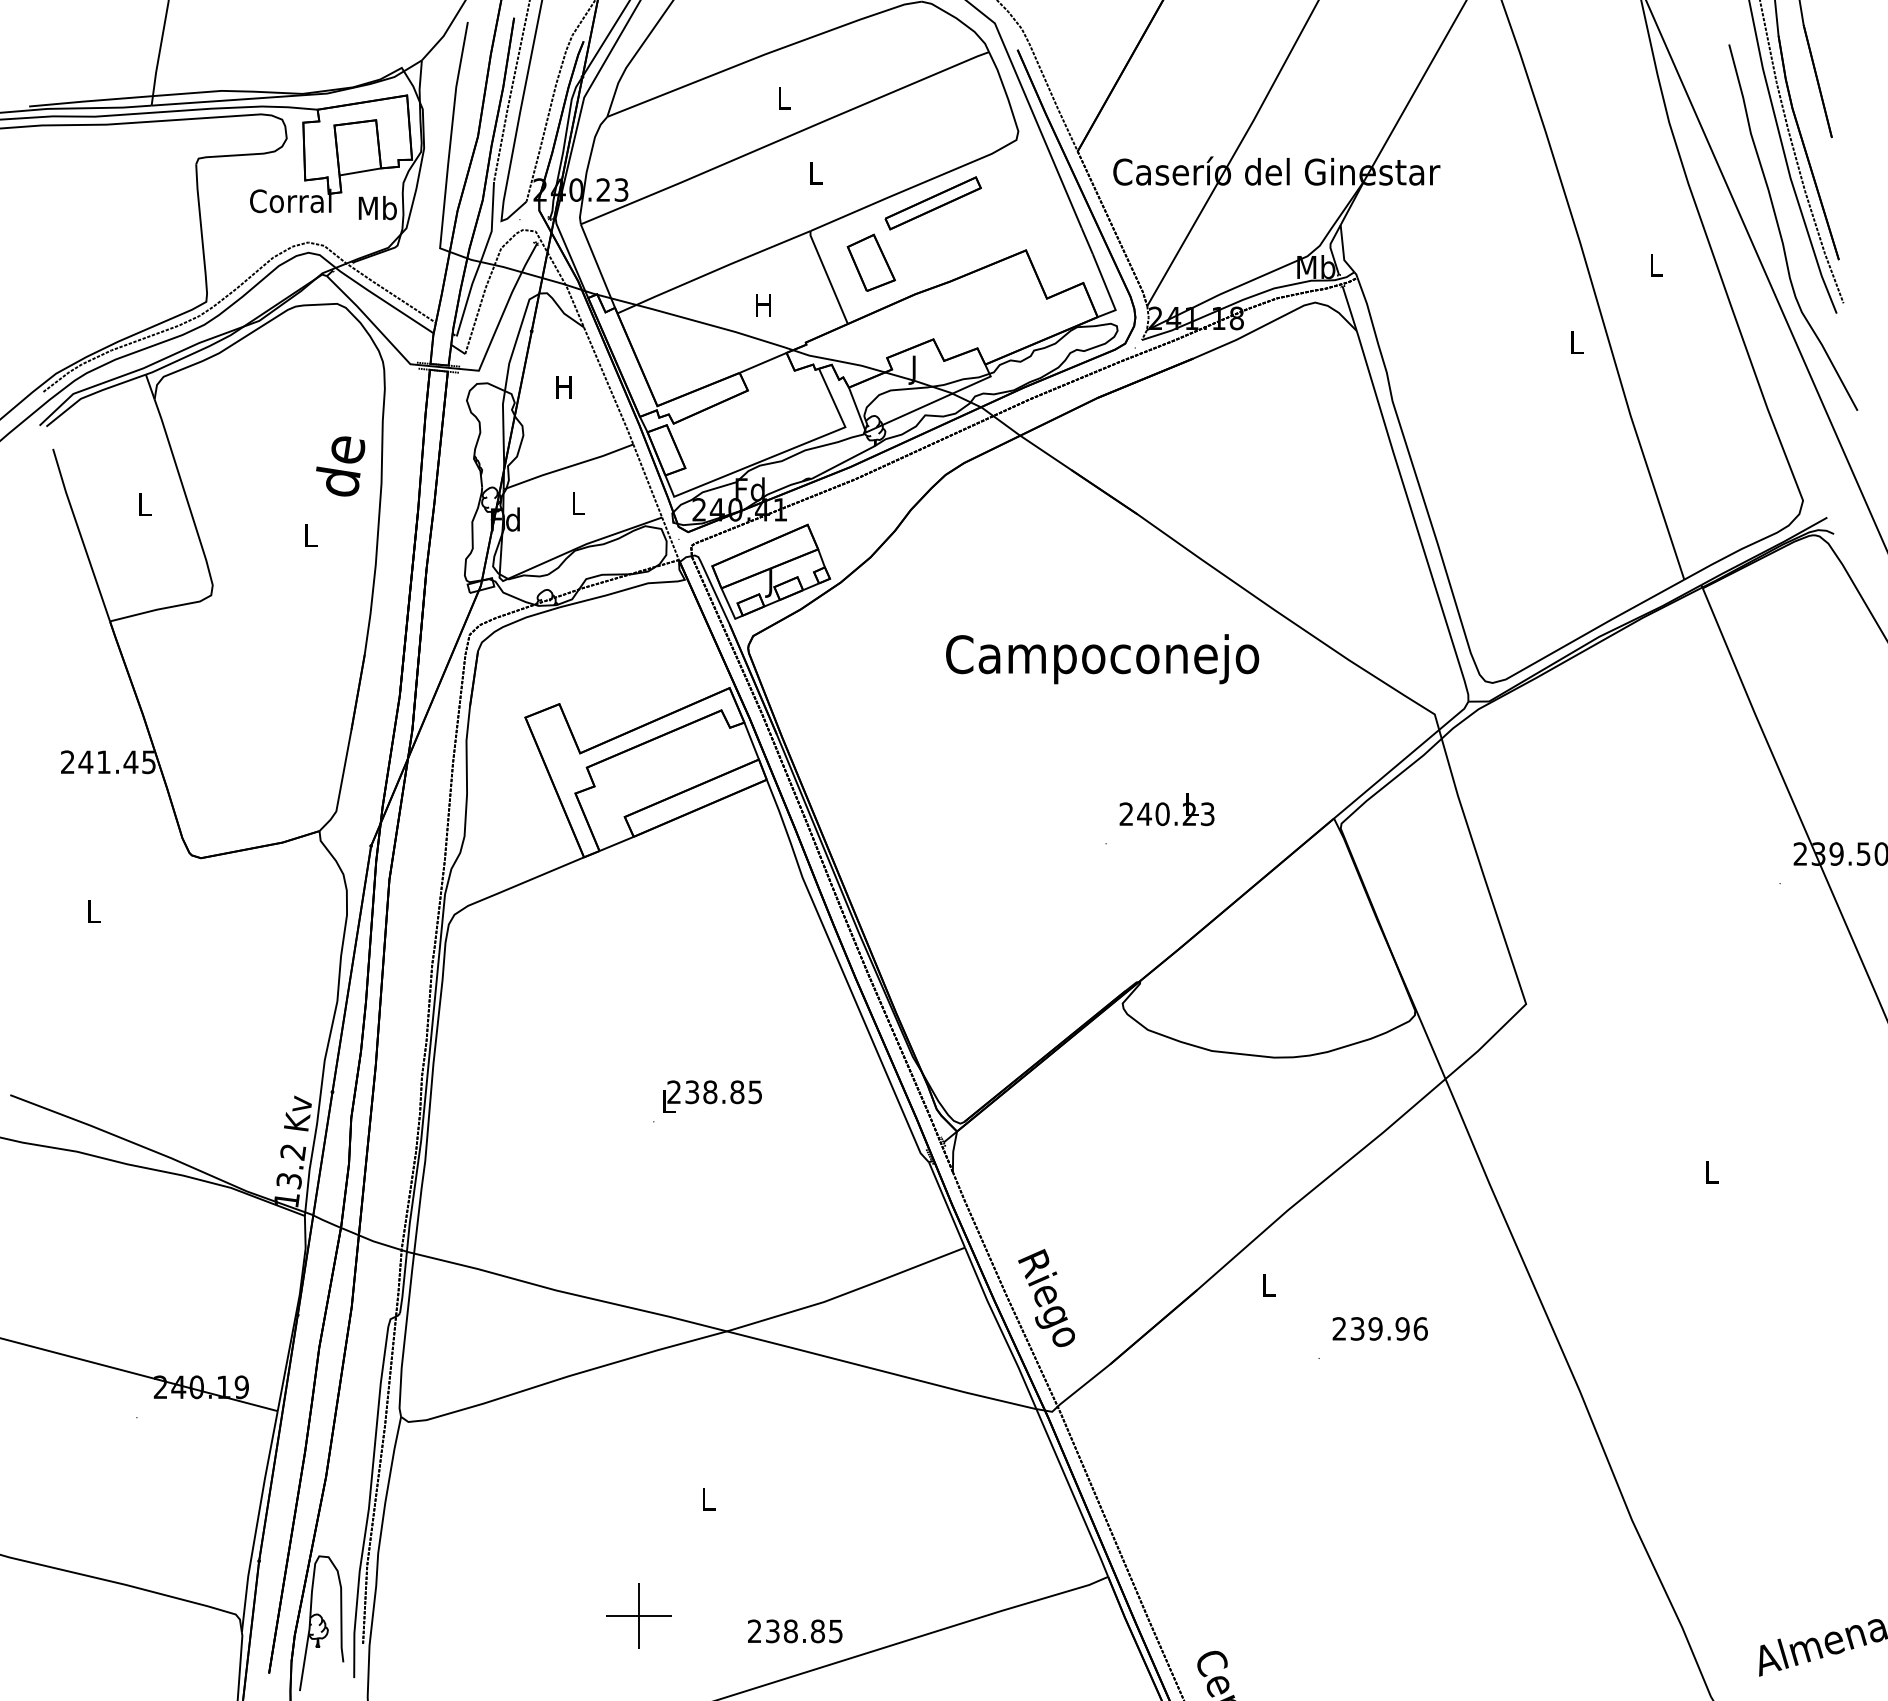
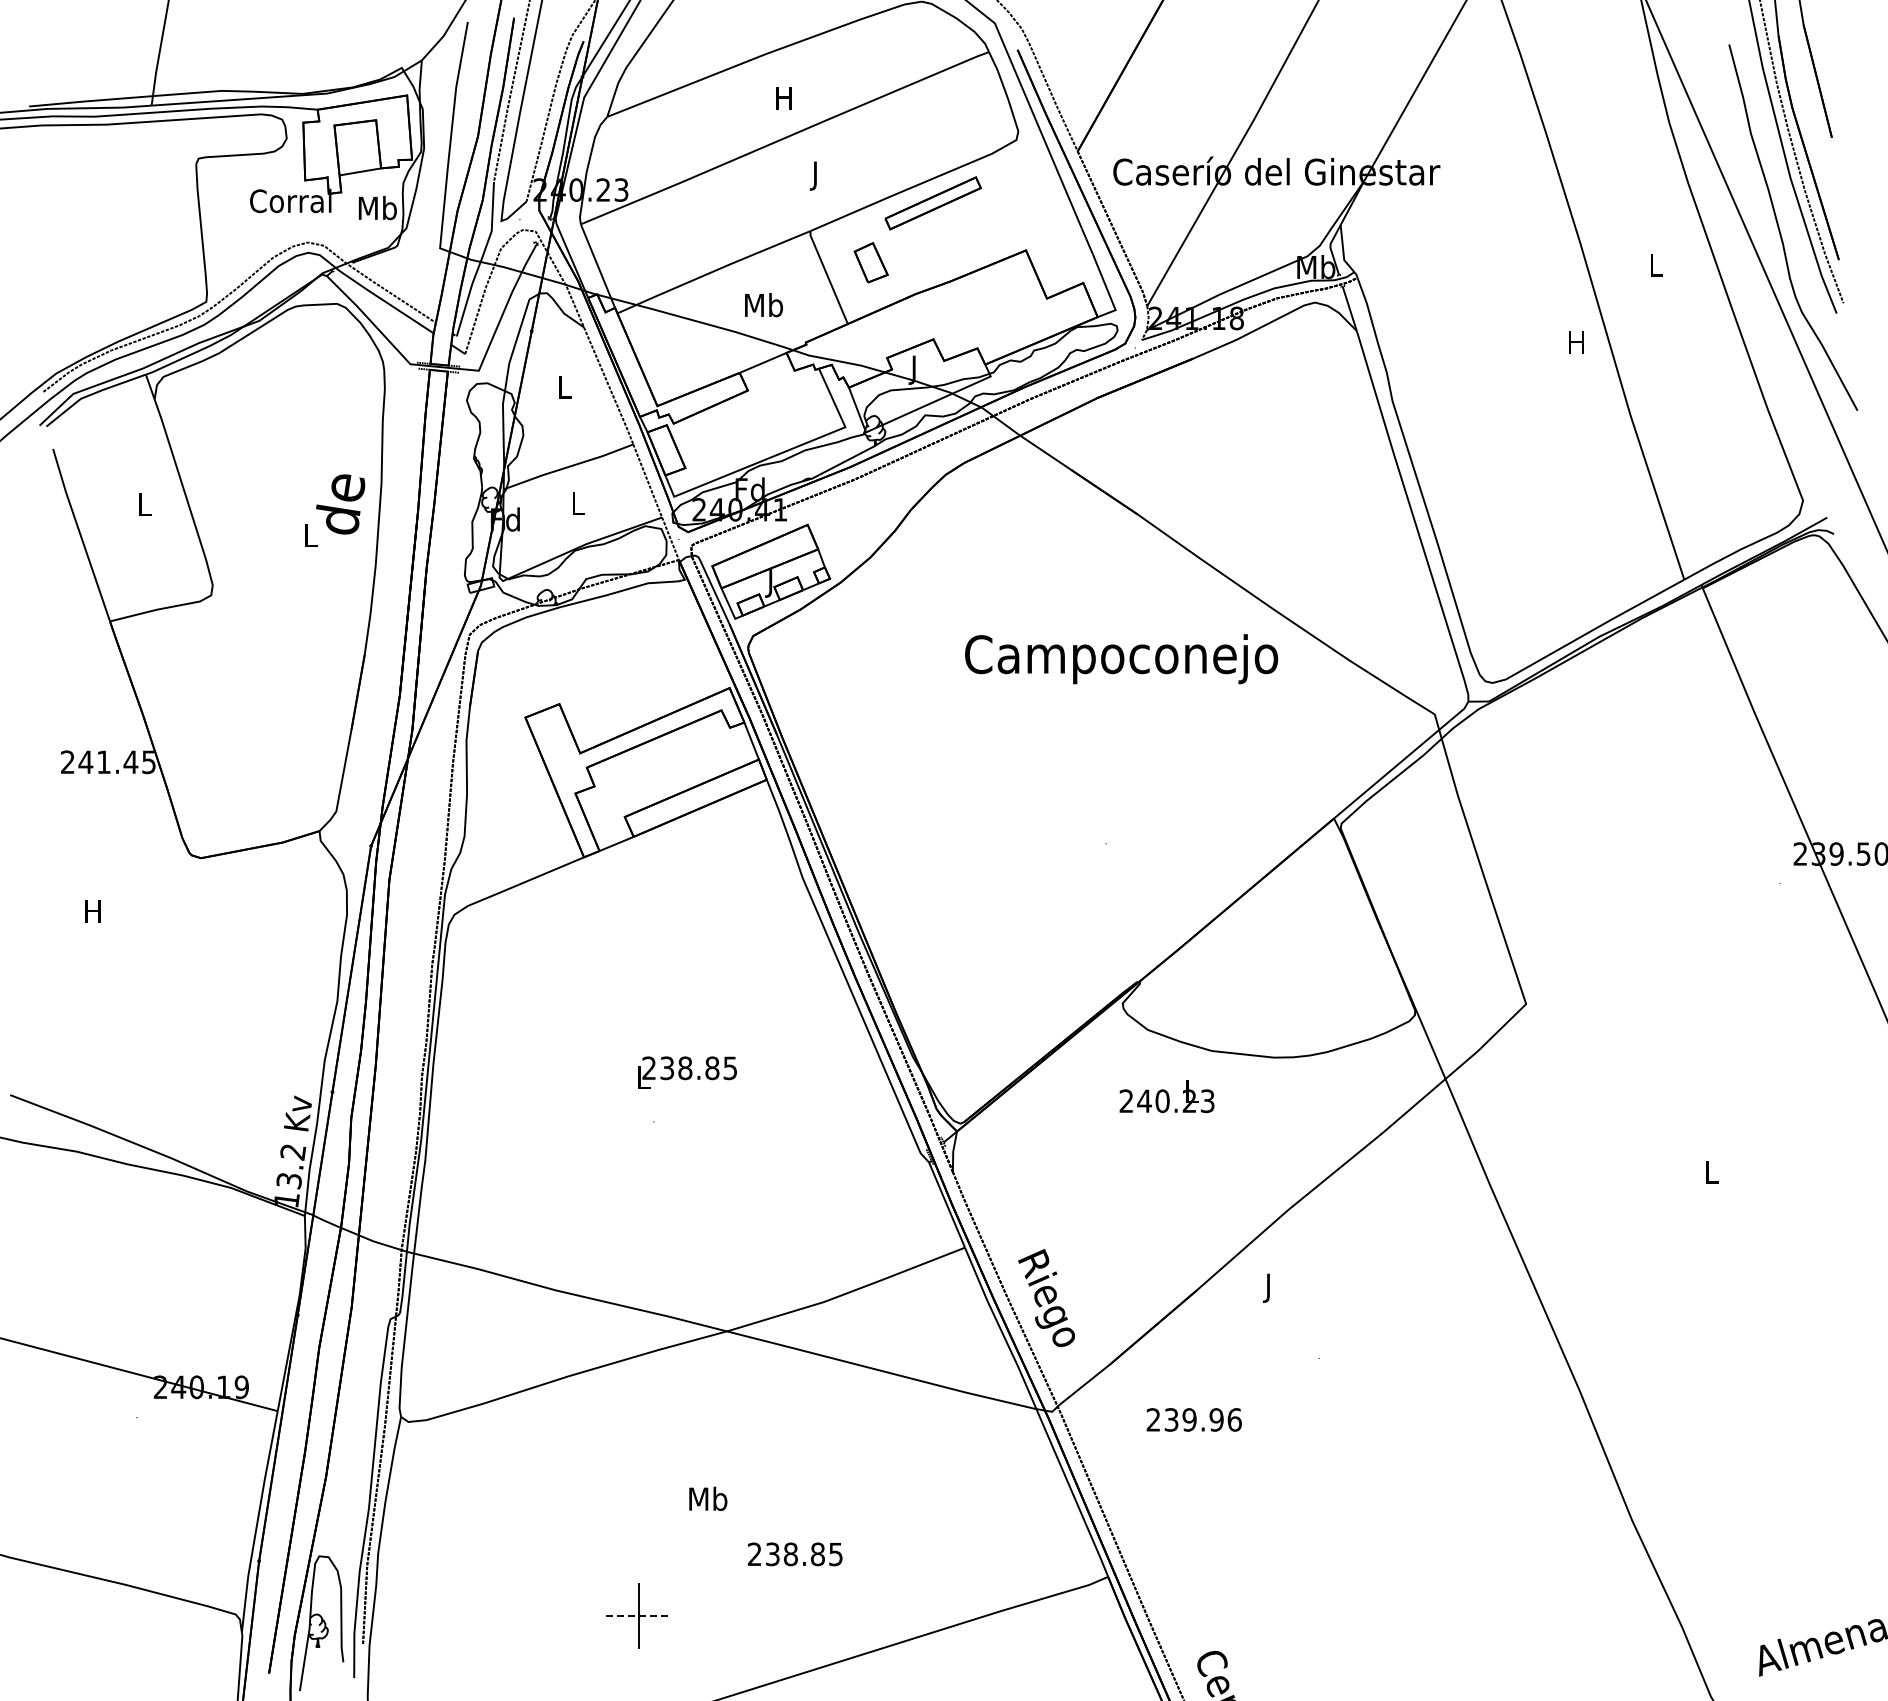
text: L -> H (783, 98)
text: L -> J (815, 175)
part size: 50x59 px -> 36x42 px (870, 262)
text: H -> Mb (764, 305)
text: L -> H (1576, 342)
text: H -> L (563, 387)
text position: (340, 466) -> (340, 504) (340, 504)
text position: (1102, 659) -> (1121, 659) (1121, 659)
text position: (1166, 809) -> (1166, 1096) (1166, 1096)
text: L -> H (92, 911)
text position: (712, 1096) -> (687, 1072) (687, 1072)
text: L -> J (1268, 1287)
text position: (1379, 1328) -> (1193, 1419) (1193, 1419)
text: L -> Mb (708, 1498)
line: solid -> dashed (638, 1615)
text position: (795, 1631) -> (795, 1554) (795, 1554)
